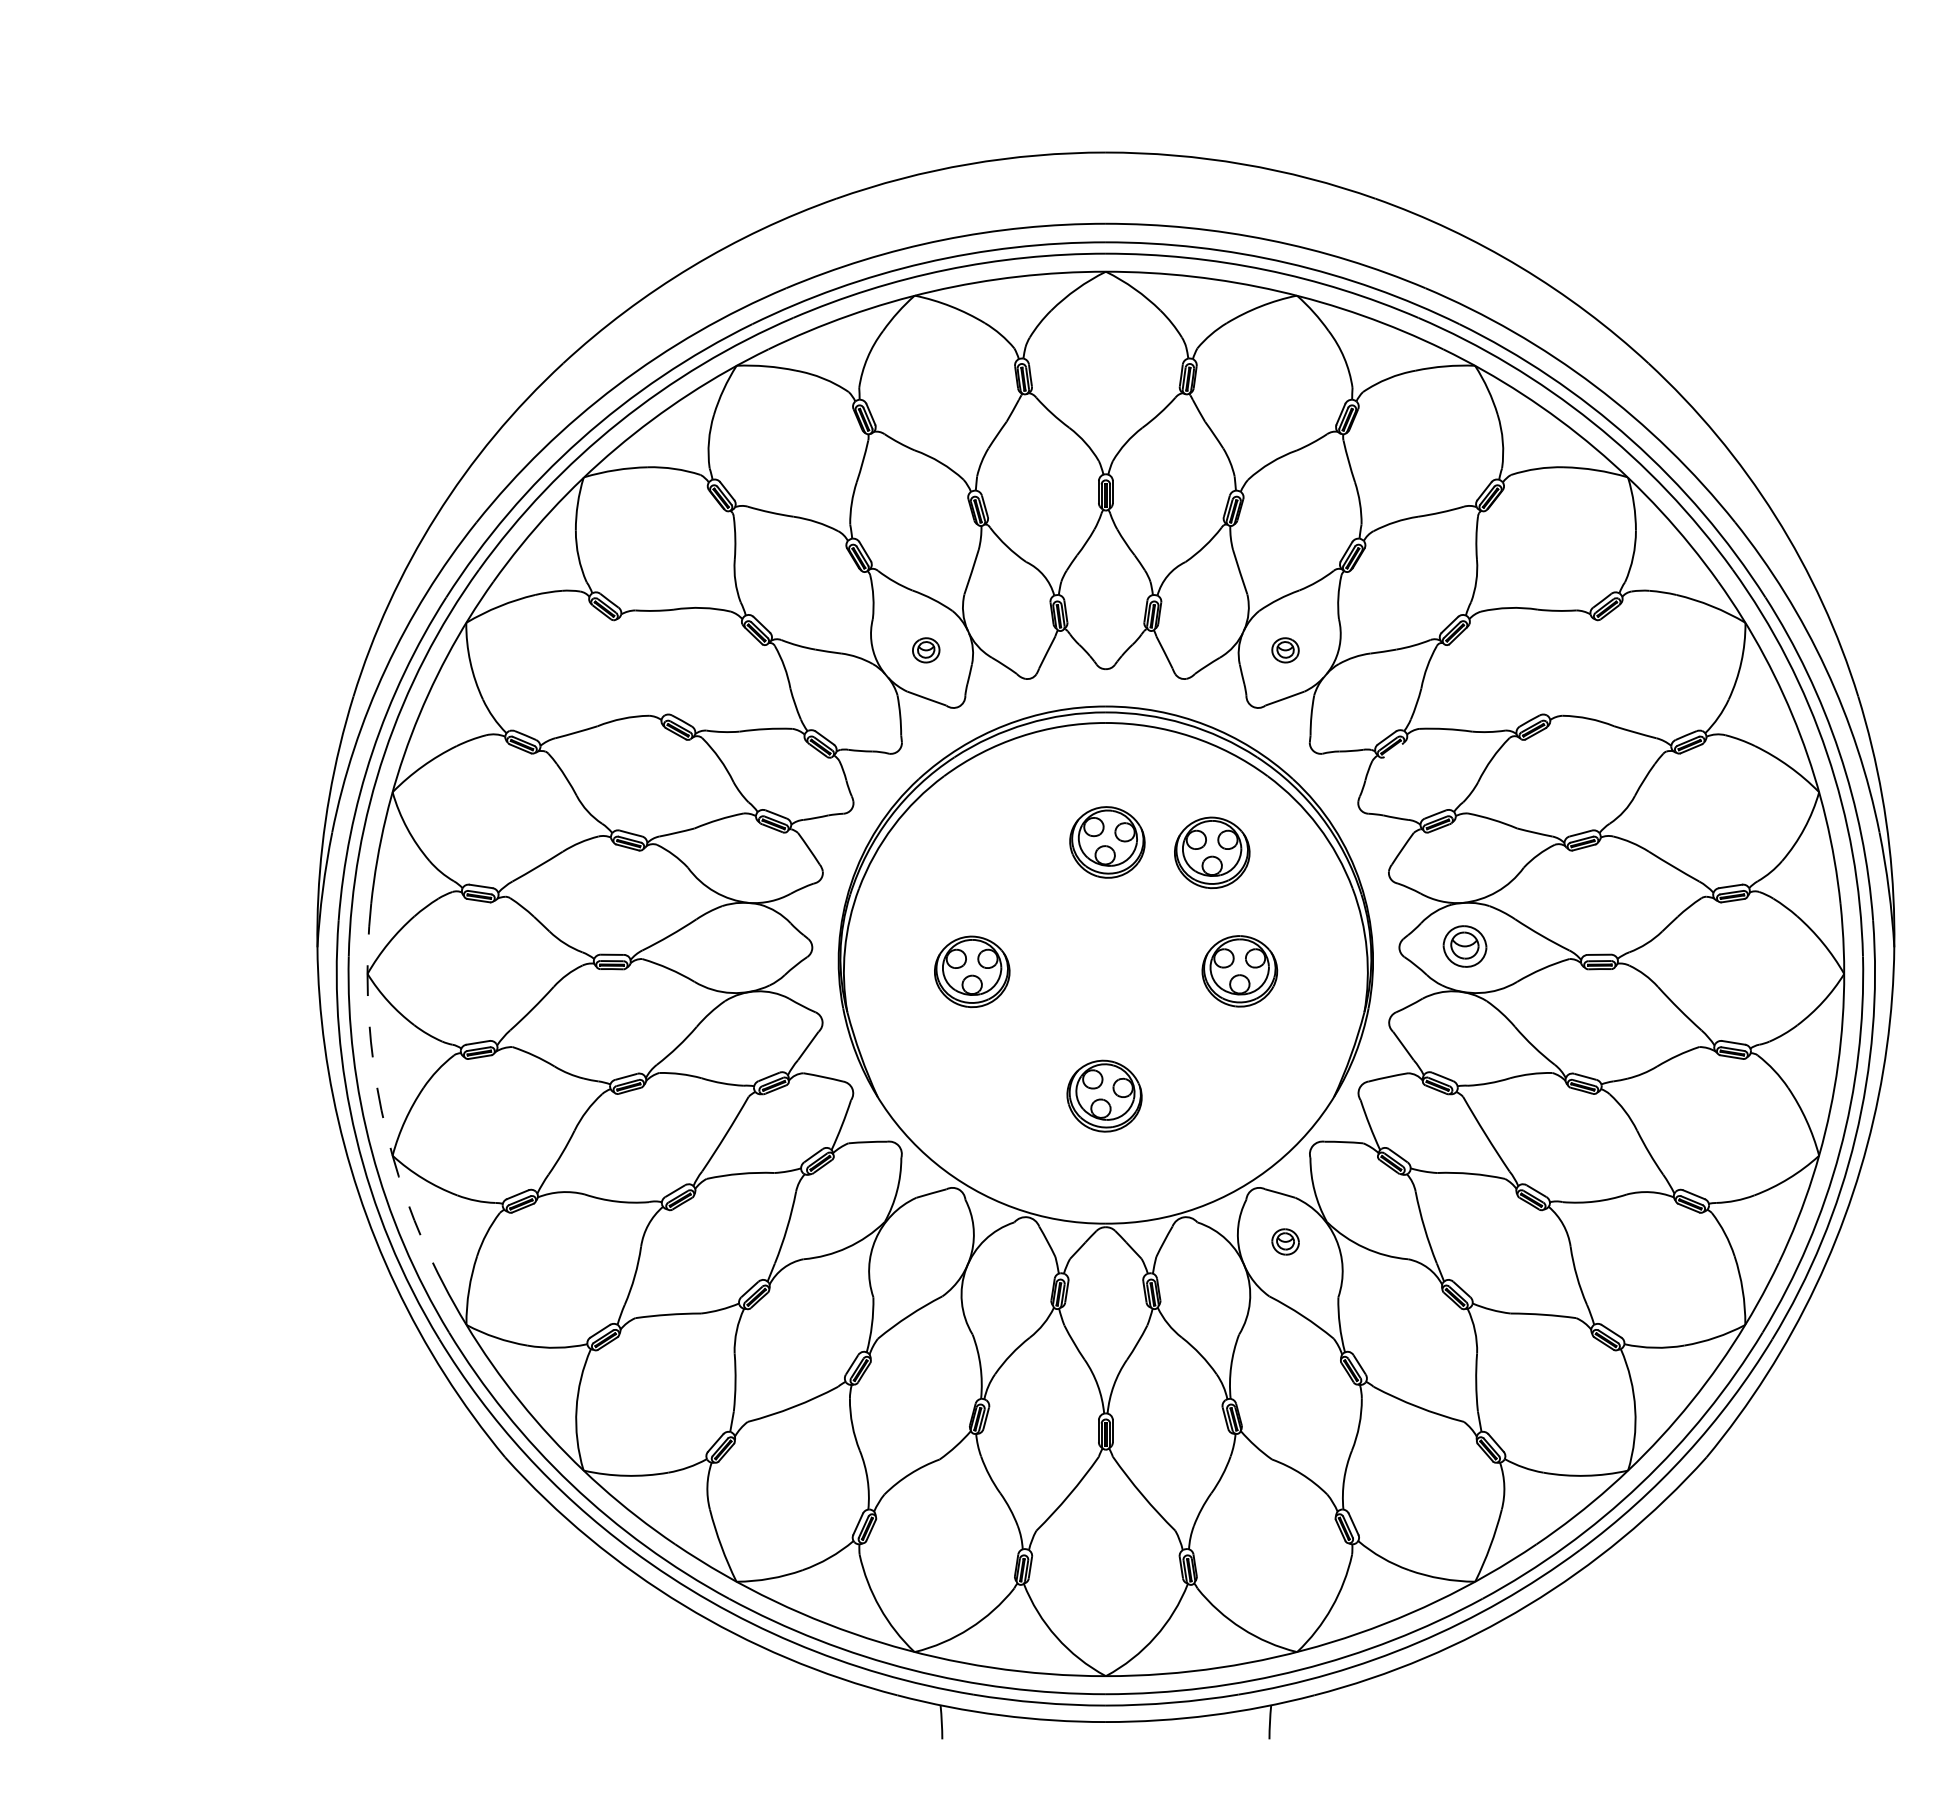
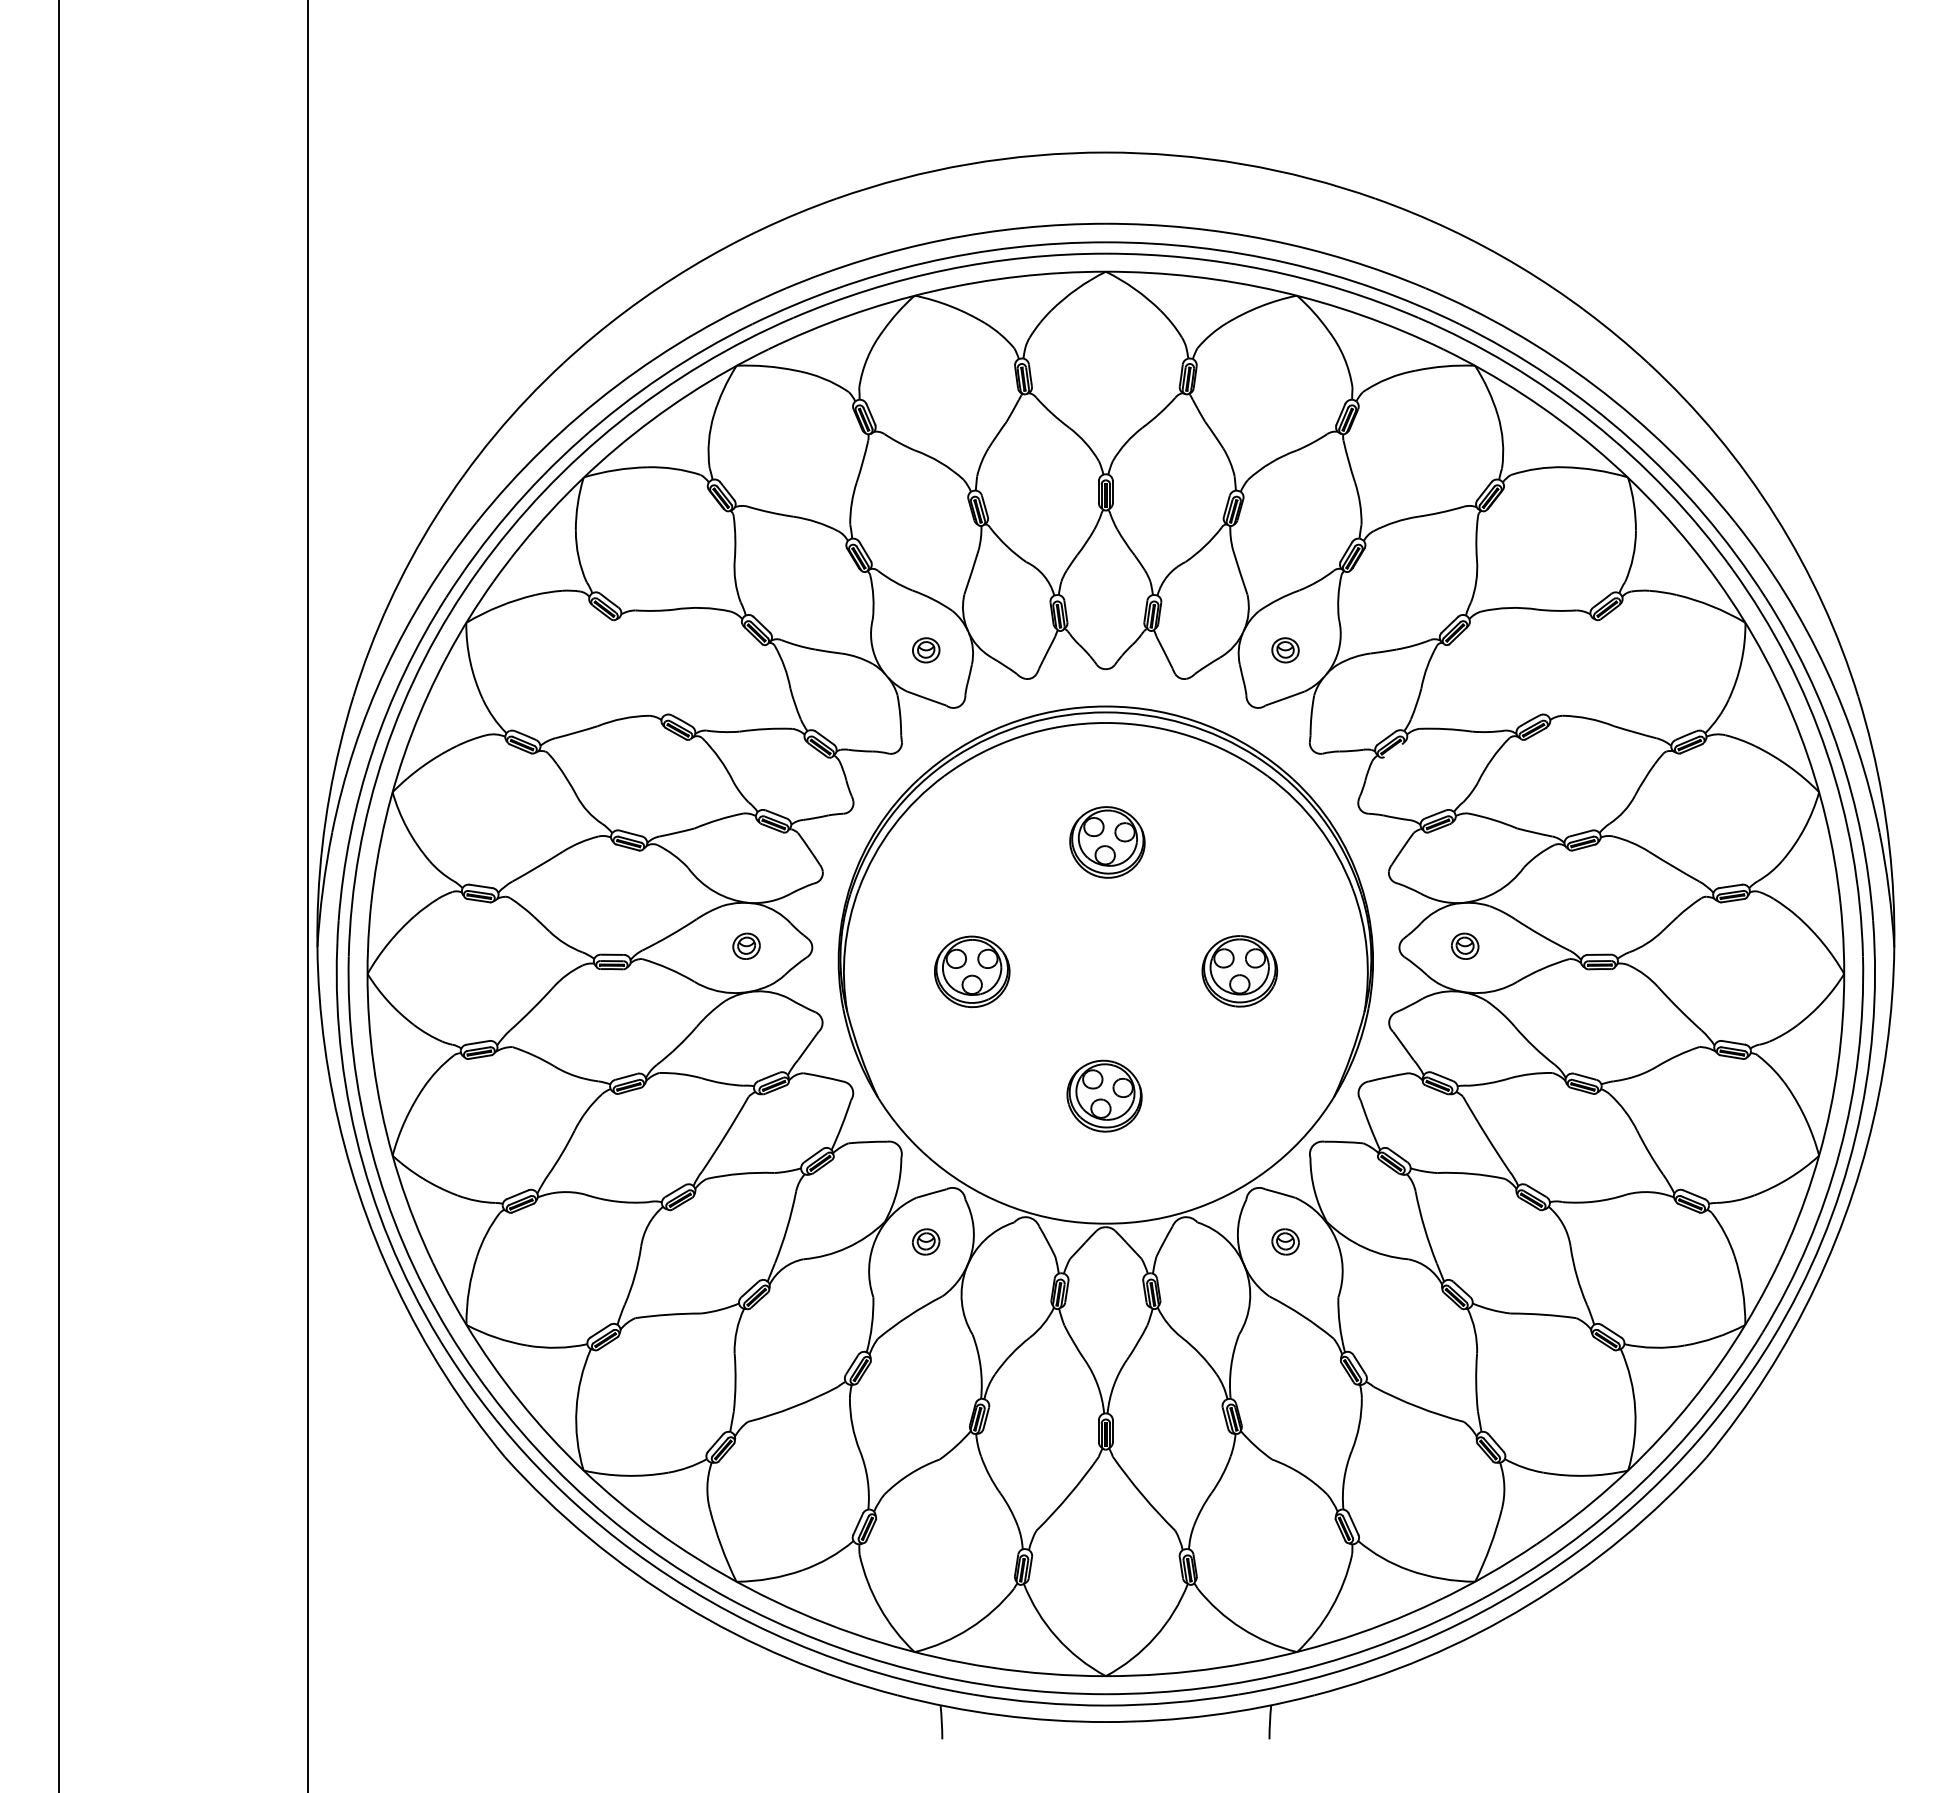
part: present -> none (1212, 852)
line: none -> present (58, 895)
line: none -> present (308, 895)
part: none -> present (746, 945)
part size: 46x43 px -> 29x28 px (1465, 945)
arc: dashed -> solid (377, 1087)
part: none -> present (926, 1241)
